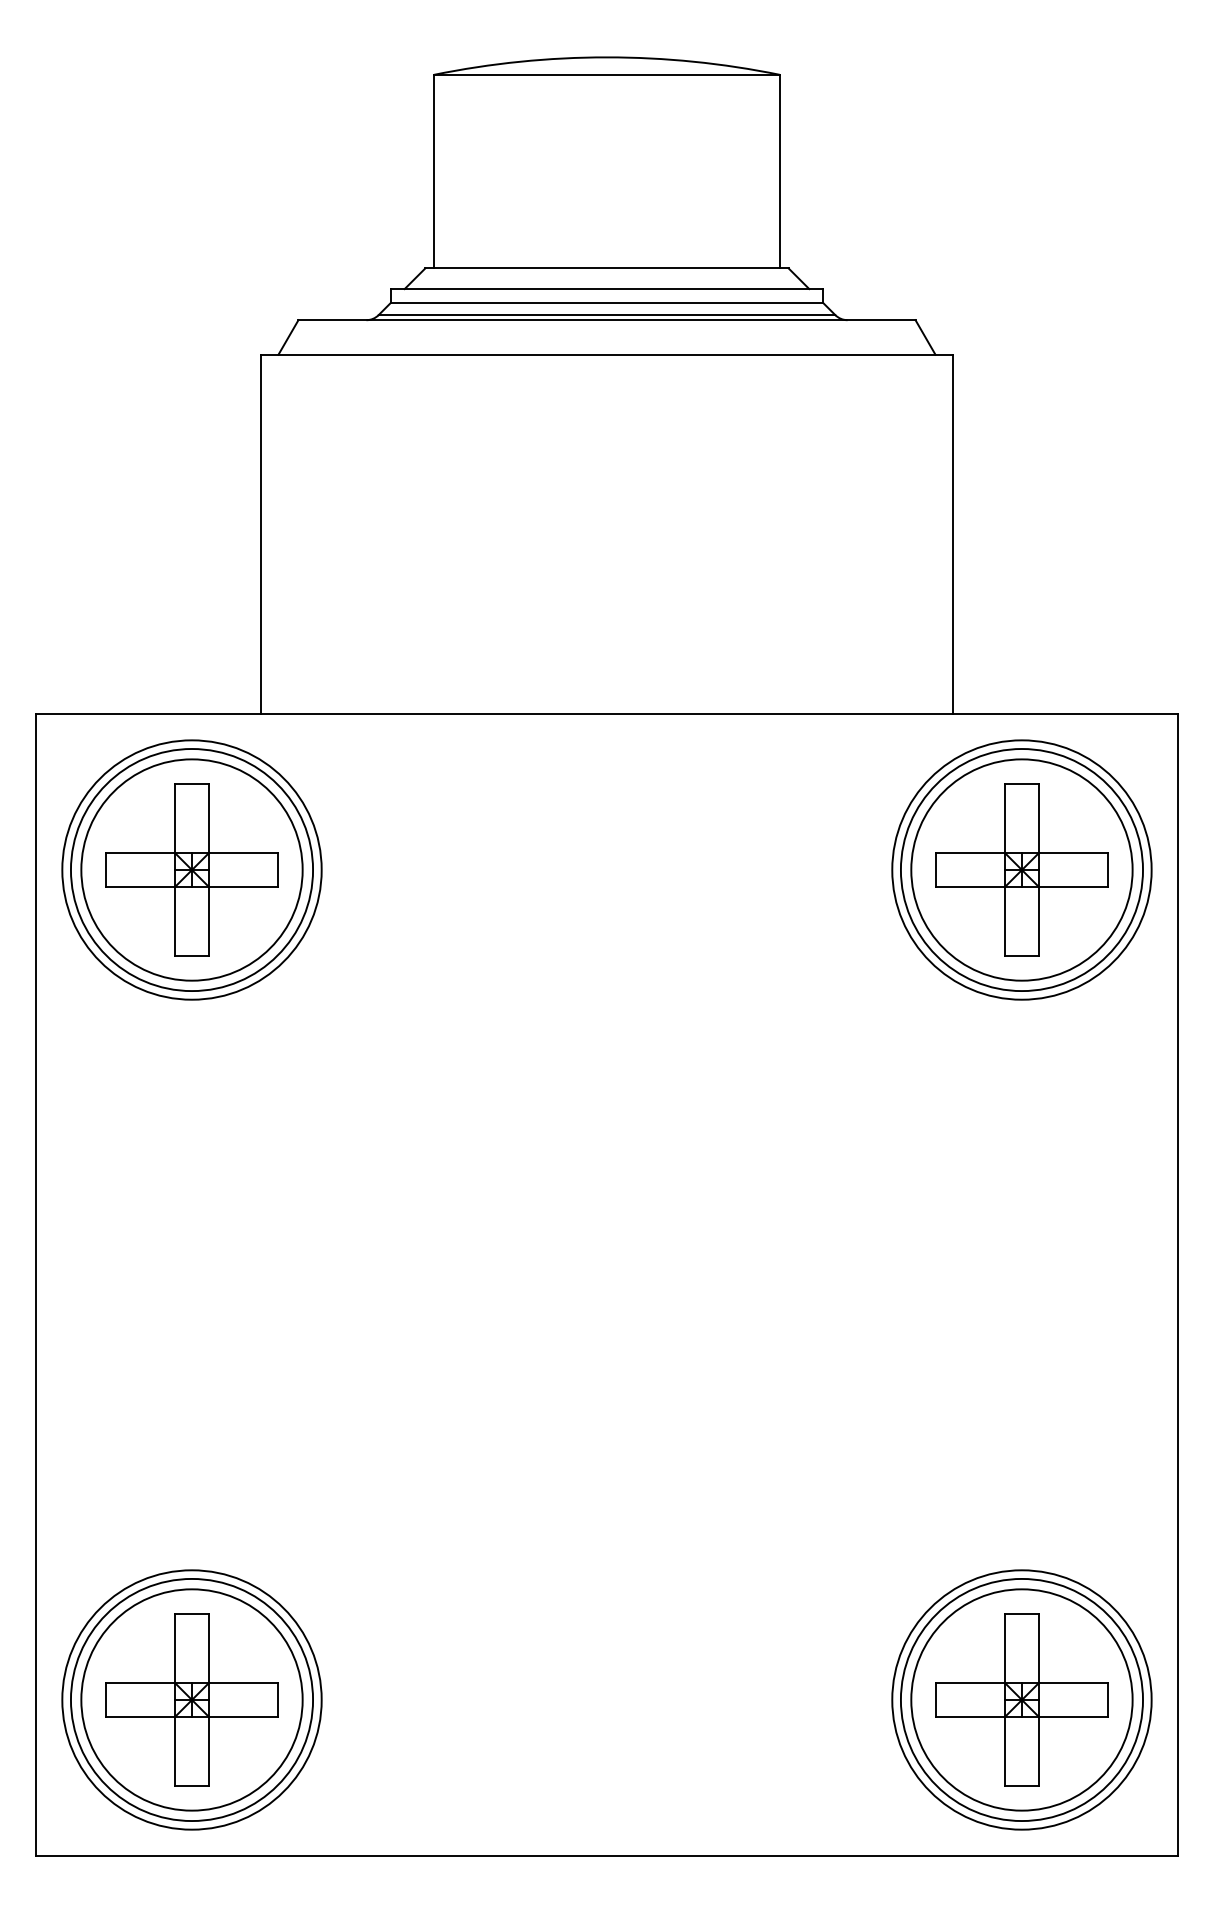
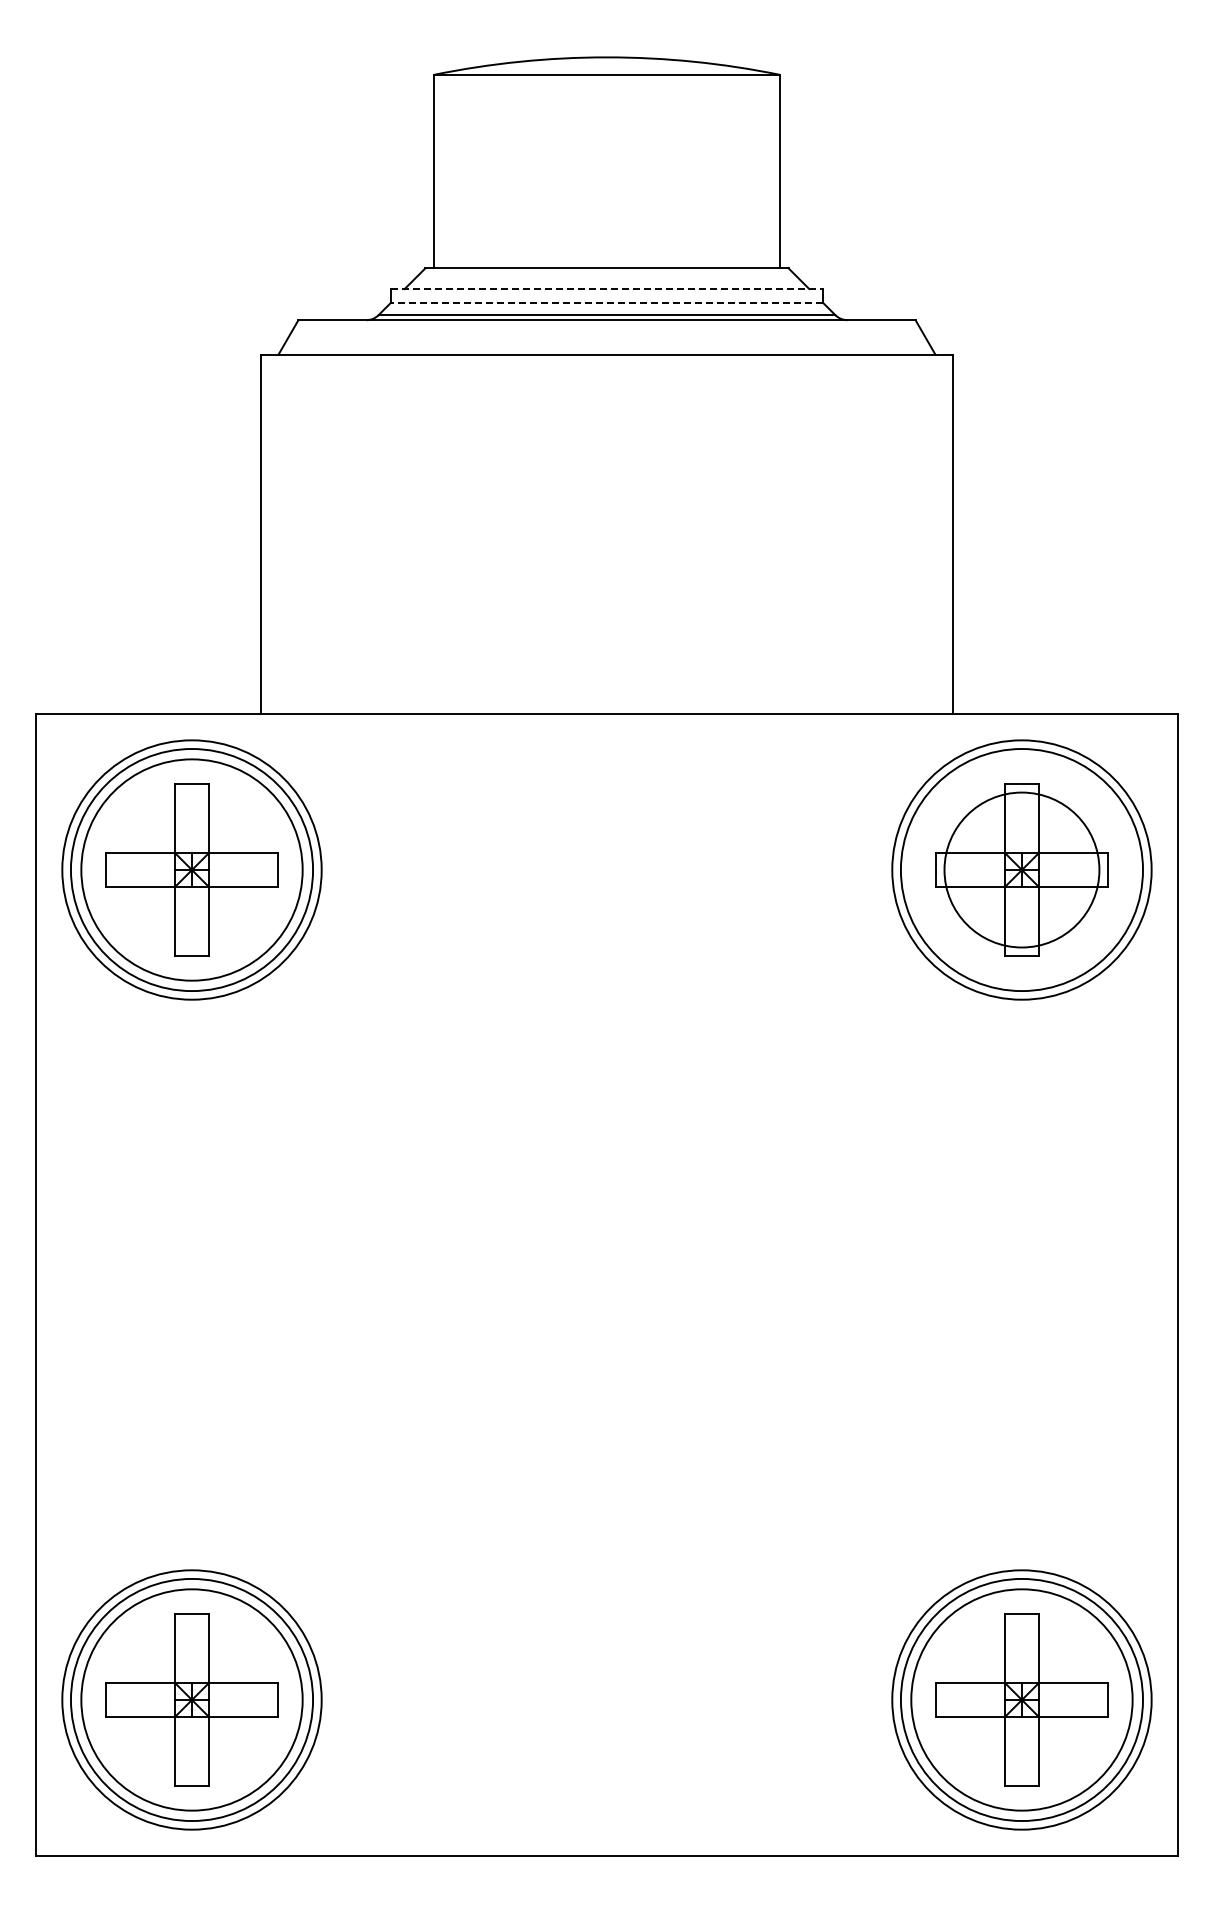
line: solid -> dashed (607, 289)
line: solid -> dashed (606, 302)
circle diameter: 221 px -> 155 px (1021, 869)
